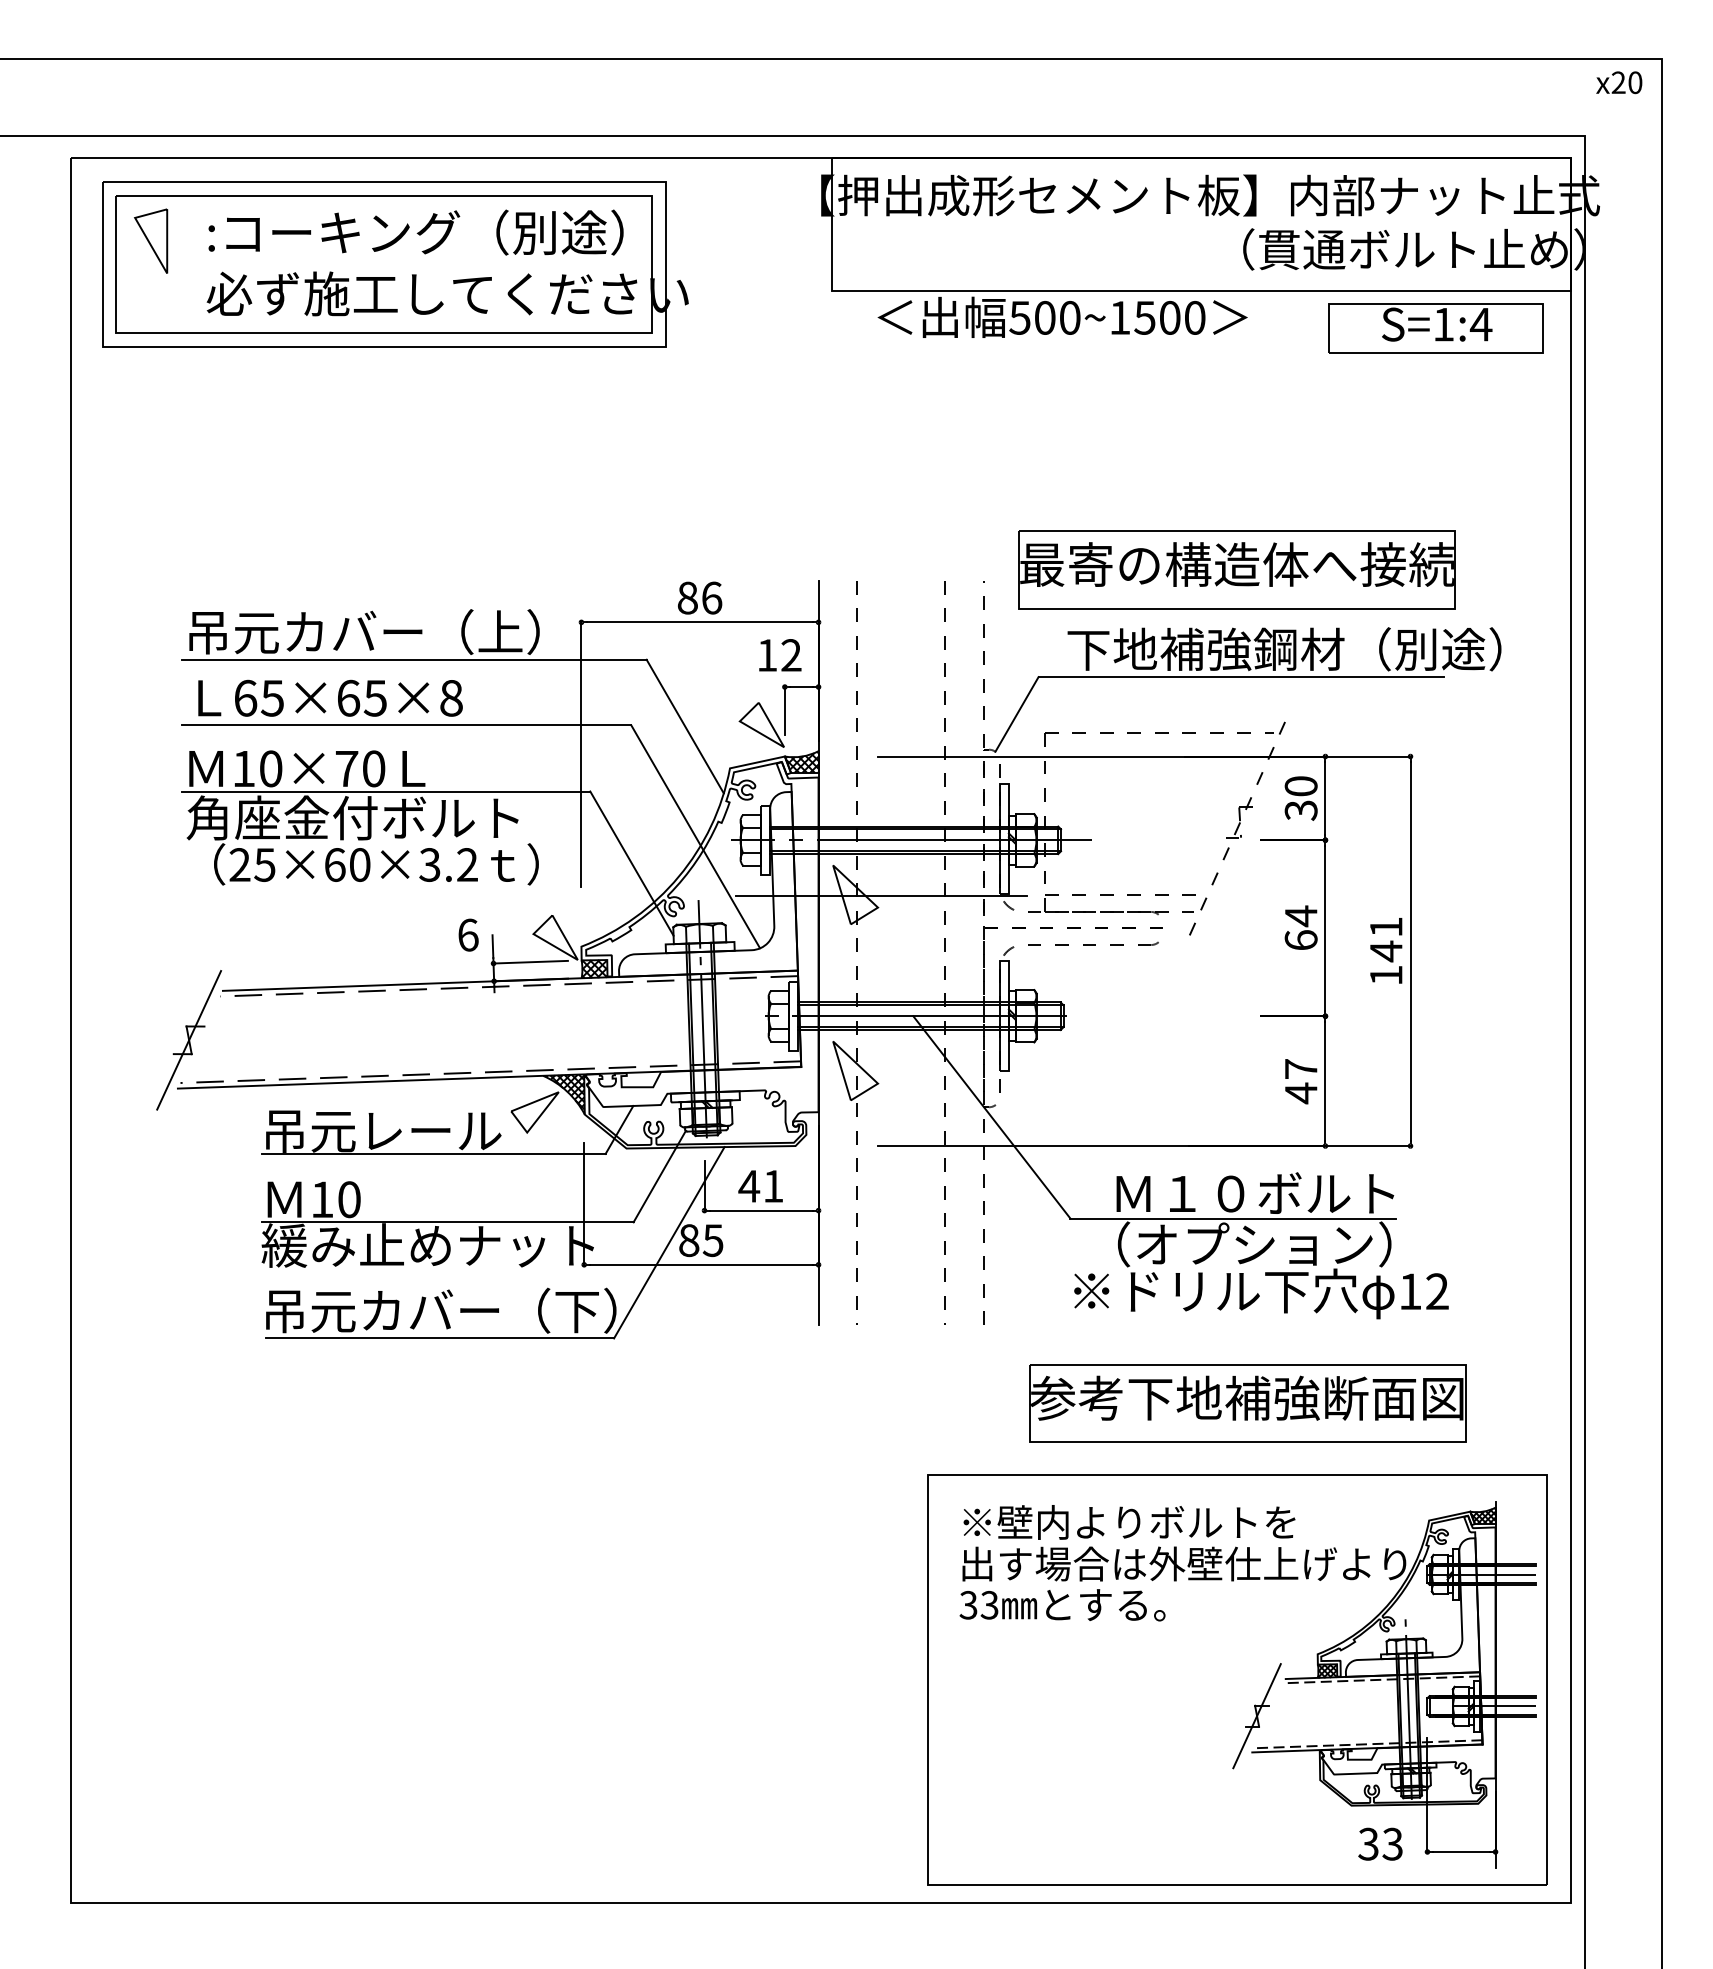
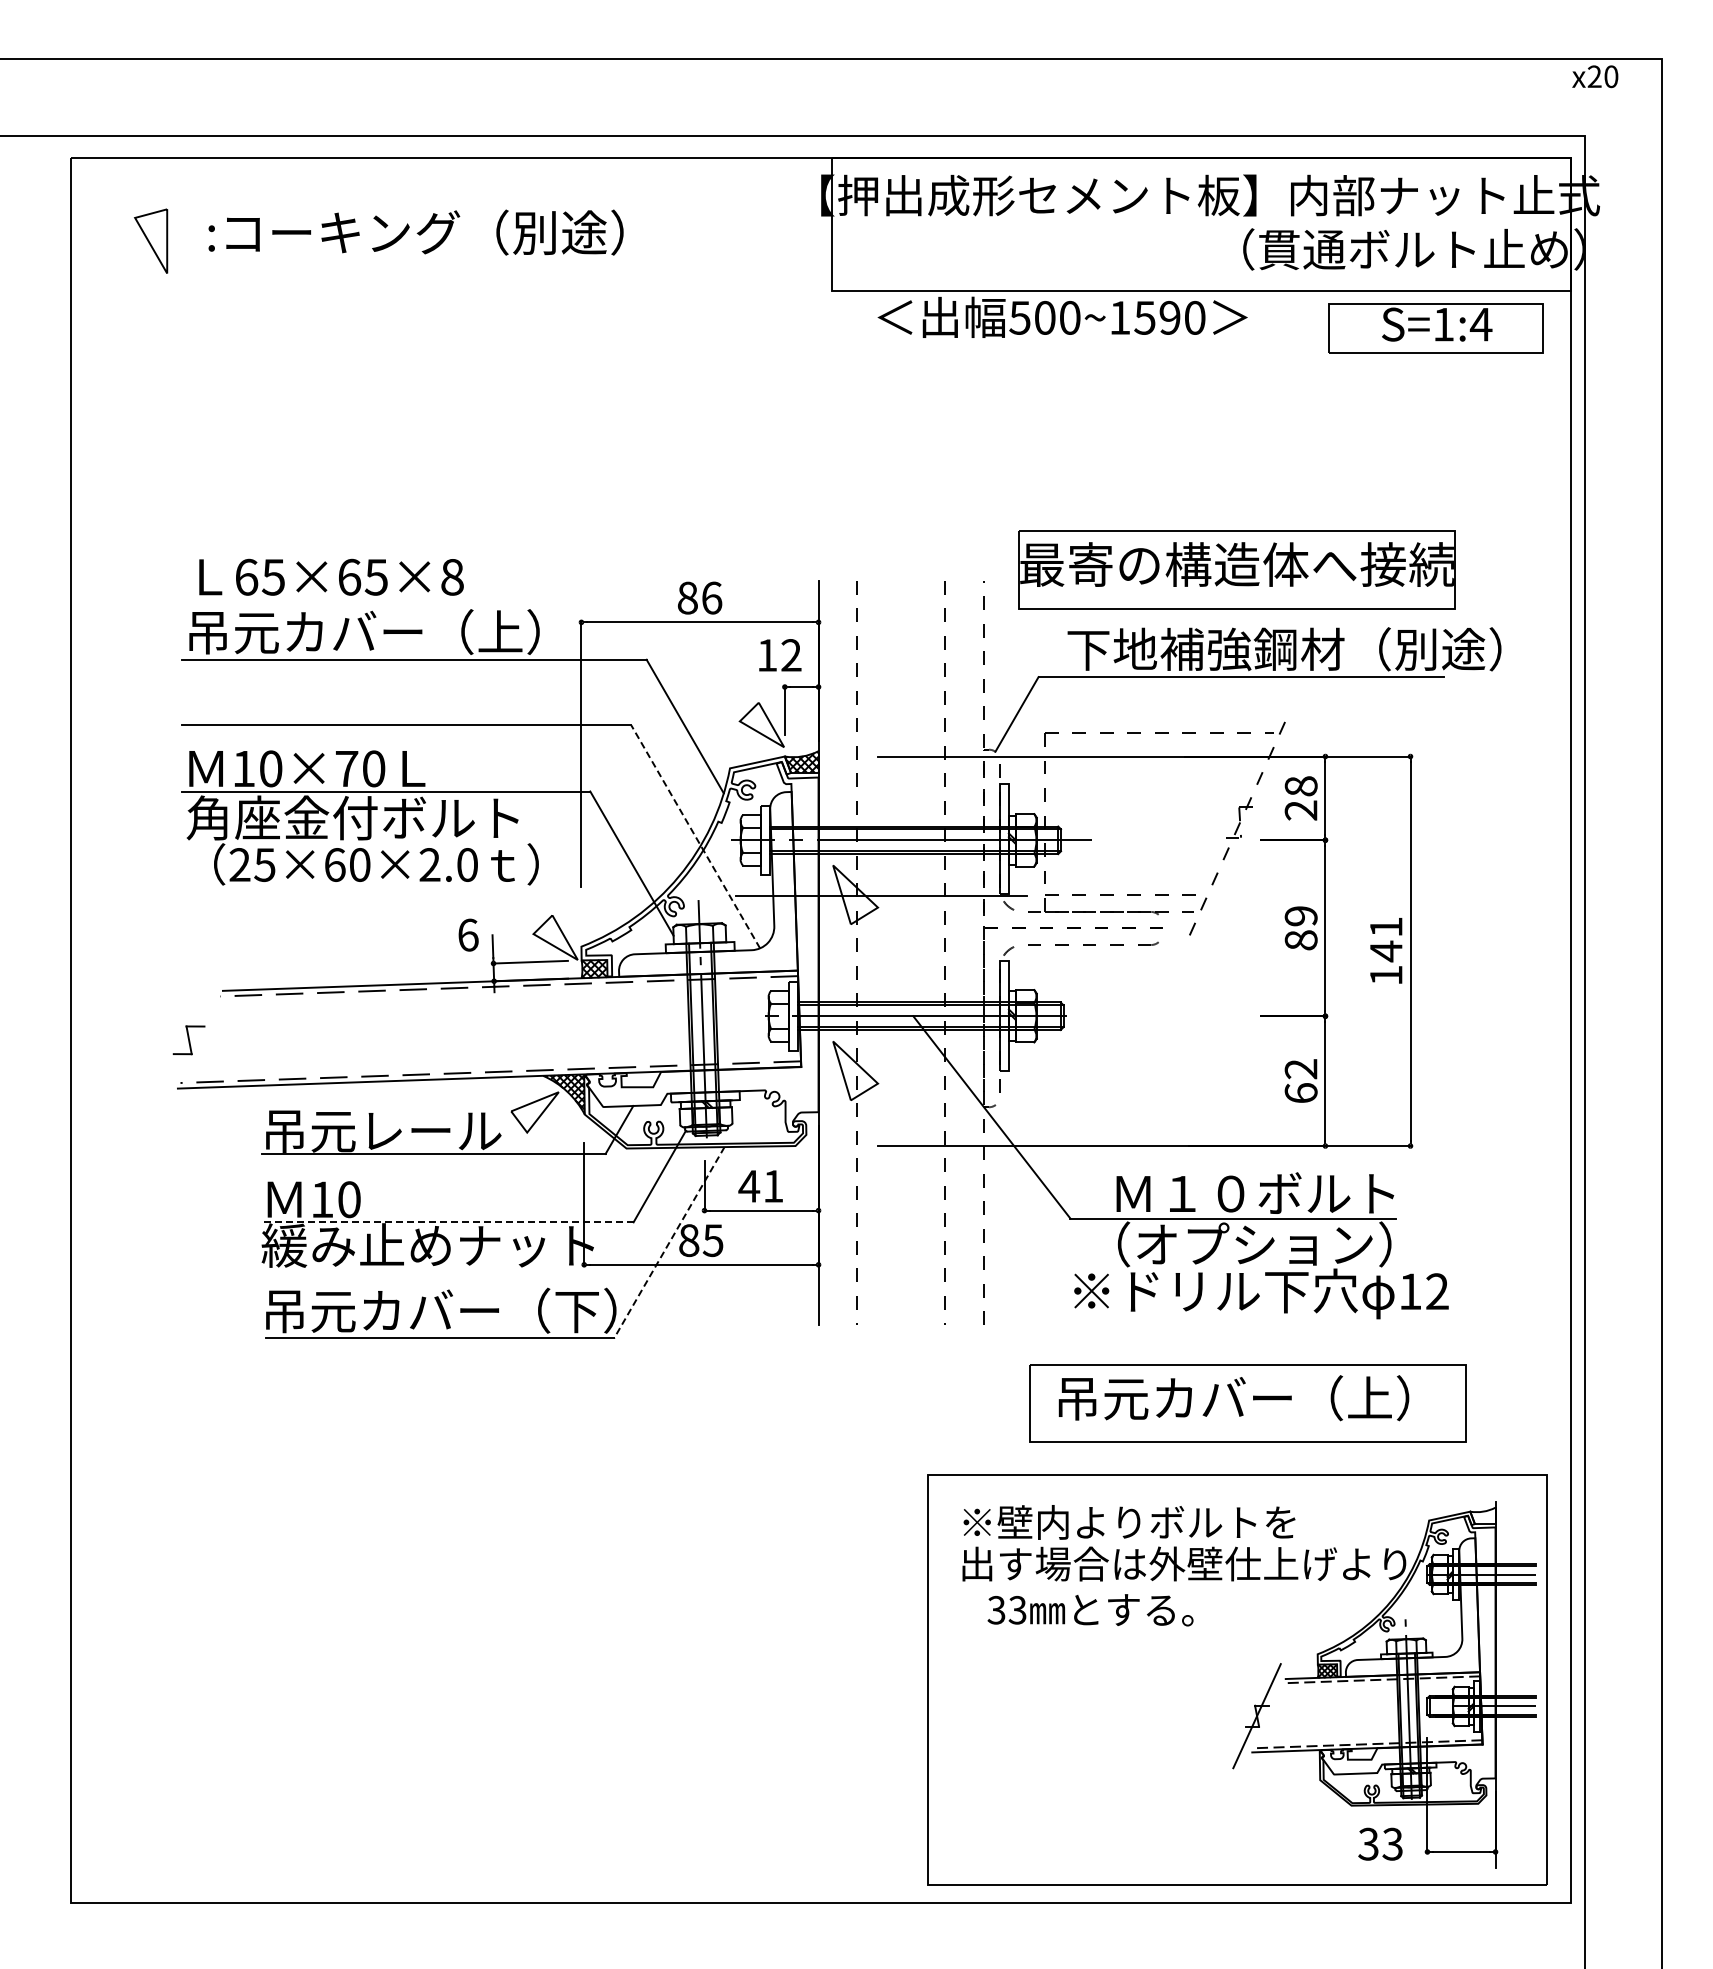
text position: (1619, 82) -> (1595, 76) (1595, 76)
part: present -> none (395, 264)
text: 500~1500 -> 500~1590 (1169, 317)
text position: (330, 697) -> (331, 576) (331, 576)
text: 30 -> 28 (1300, 798)
line: solid -> dashed (695, 836)
text: 25×60×3.2 -> 25×60×2.0 (448, 864)
text: 64 -> 89 (1300, 927)
line: present -> none (189, 1040)
text: 47 -> 62 (1300, 1081)
line: solid -> dashed (447, 1222)
line: solid -> dashed (669, 1243)
text: 参考下地補強断面図 -> 吊元カバー（上） (1247, 1398)
hatch: present -> none (1482, 1515)
text position: (1062, 1605) -> (1090, 1610) (1090, 1610)
